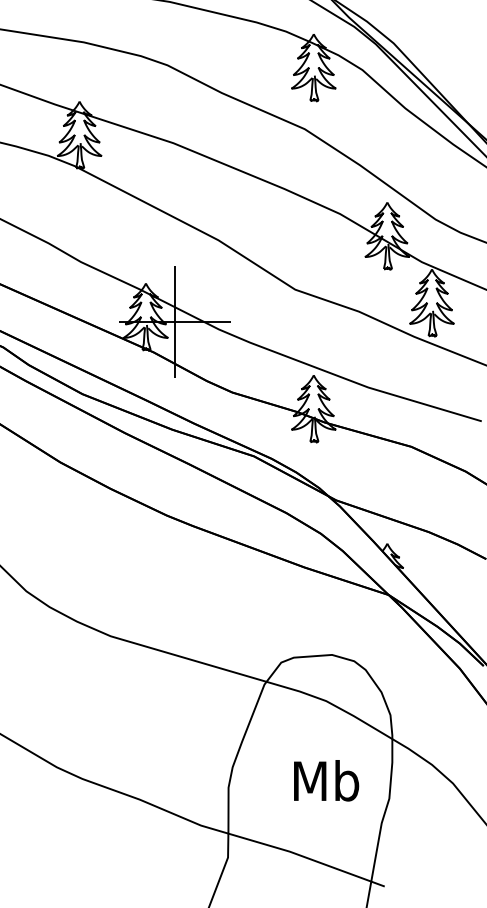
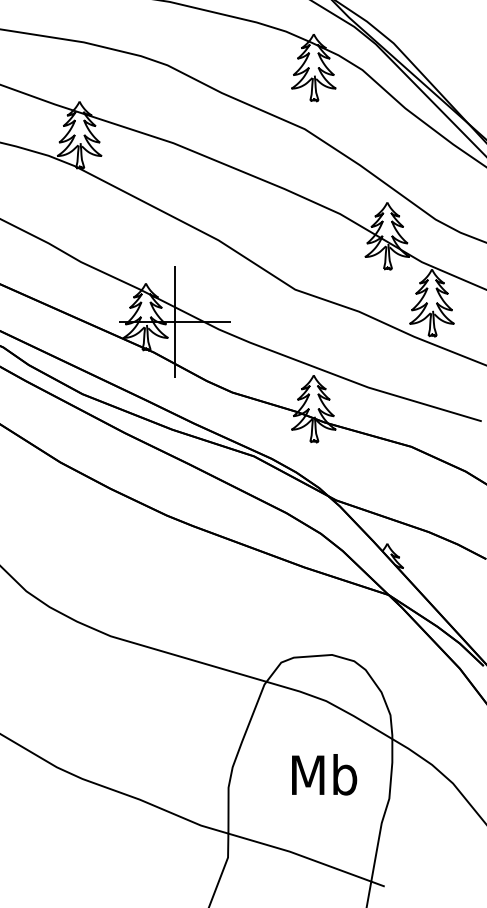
text position: (326, 780) -> (324, 774) (324, 774)
